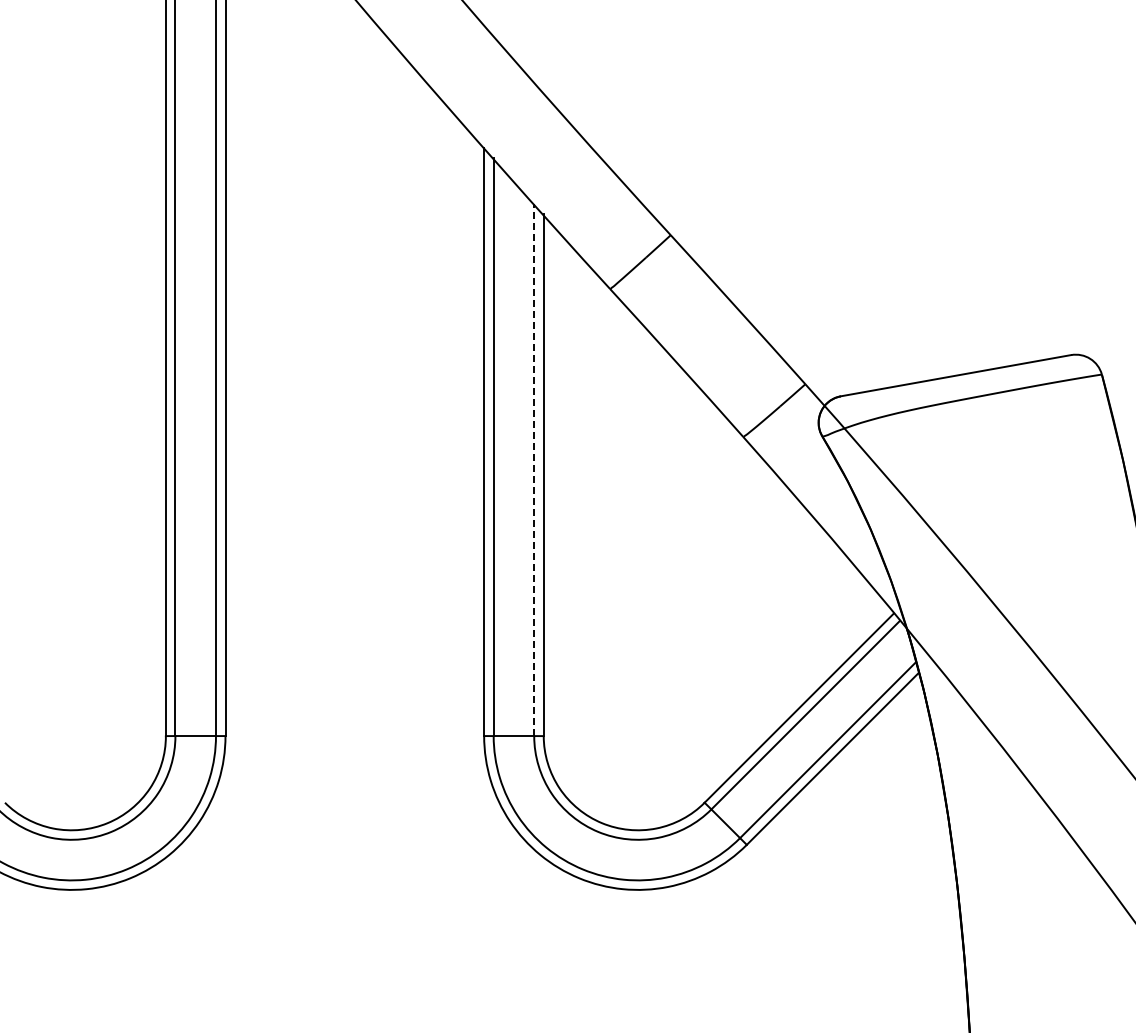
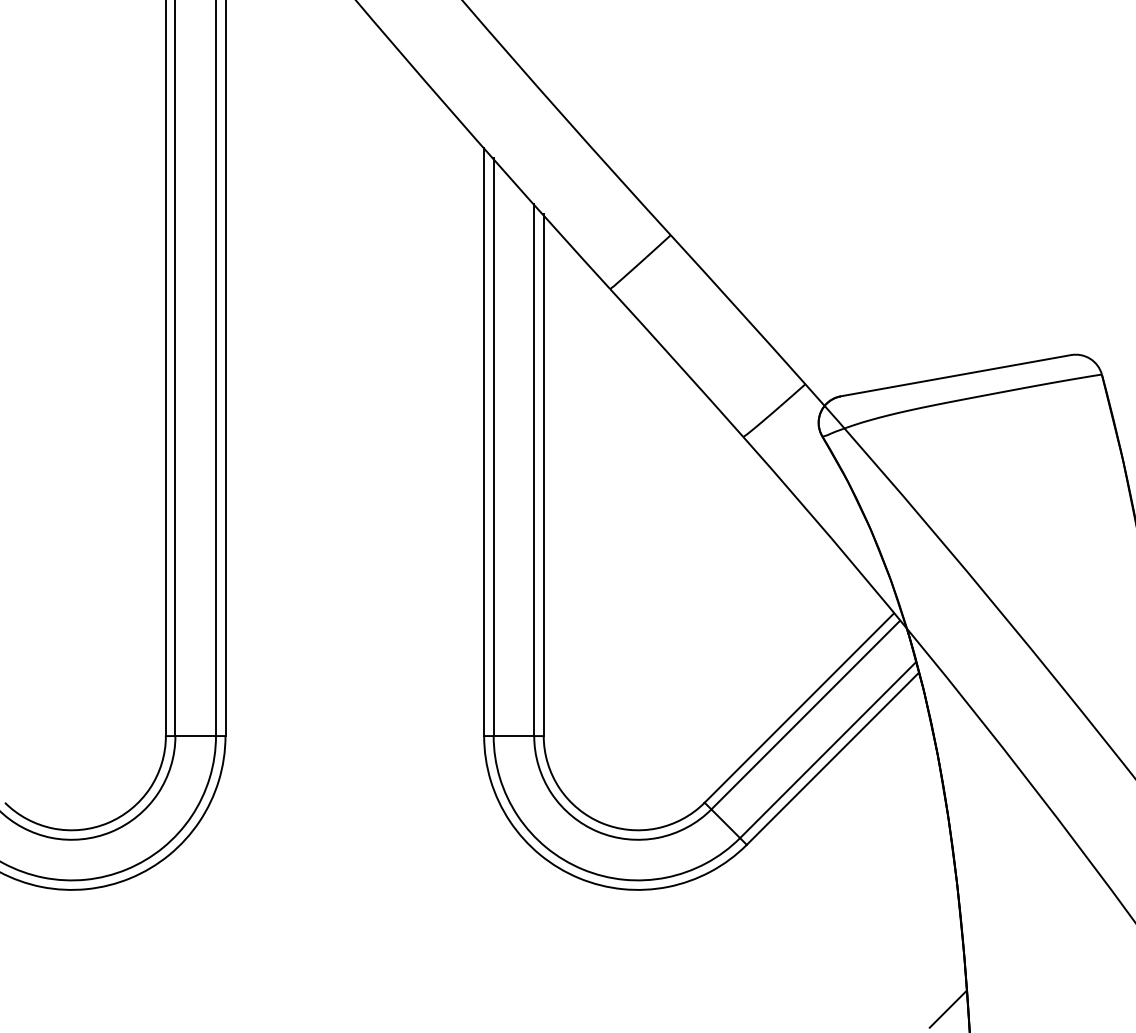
line: dashed -> solid (534, 469)
line: none -> present (947, 1009)
